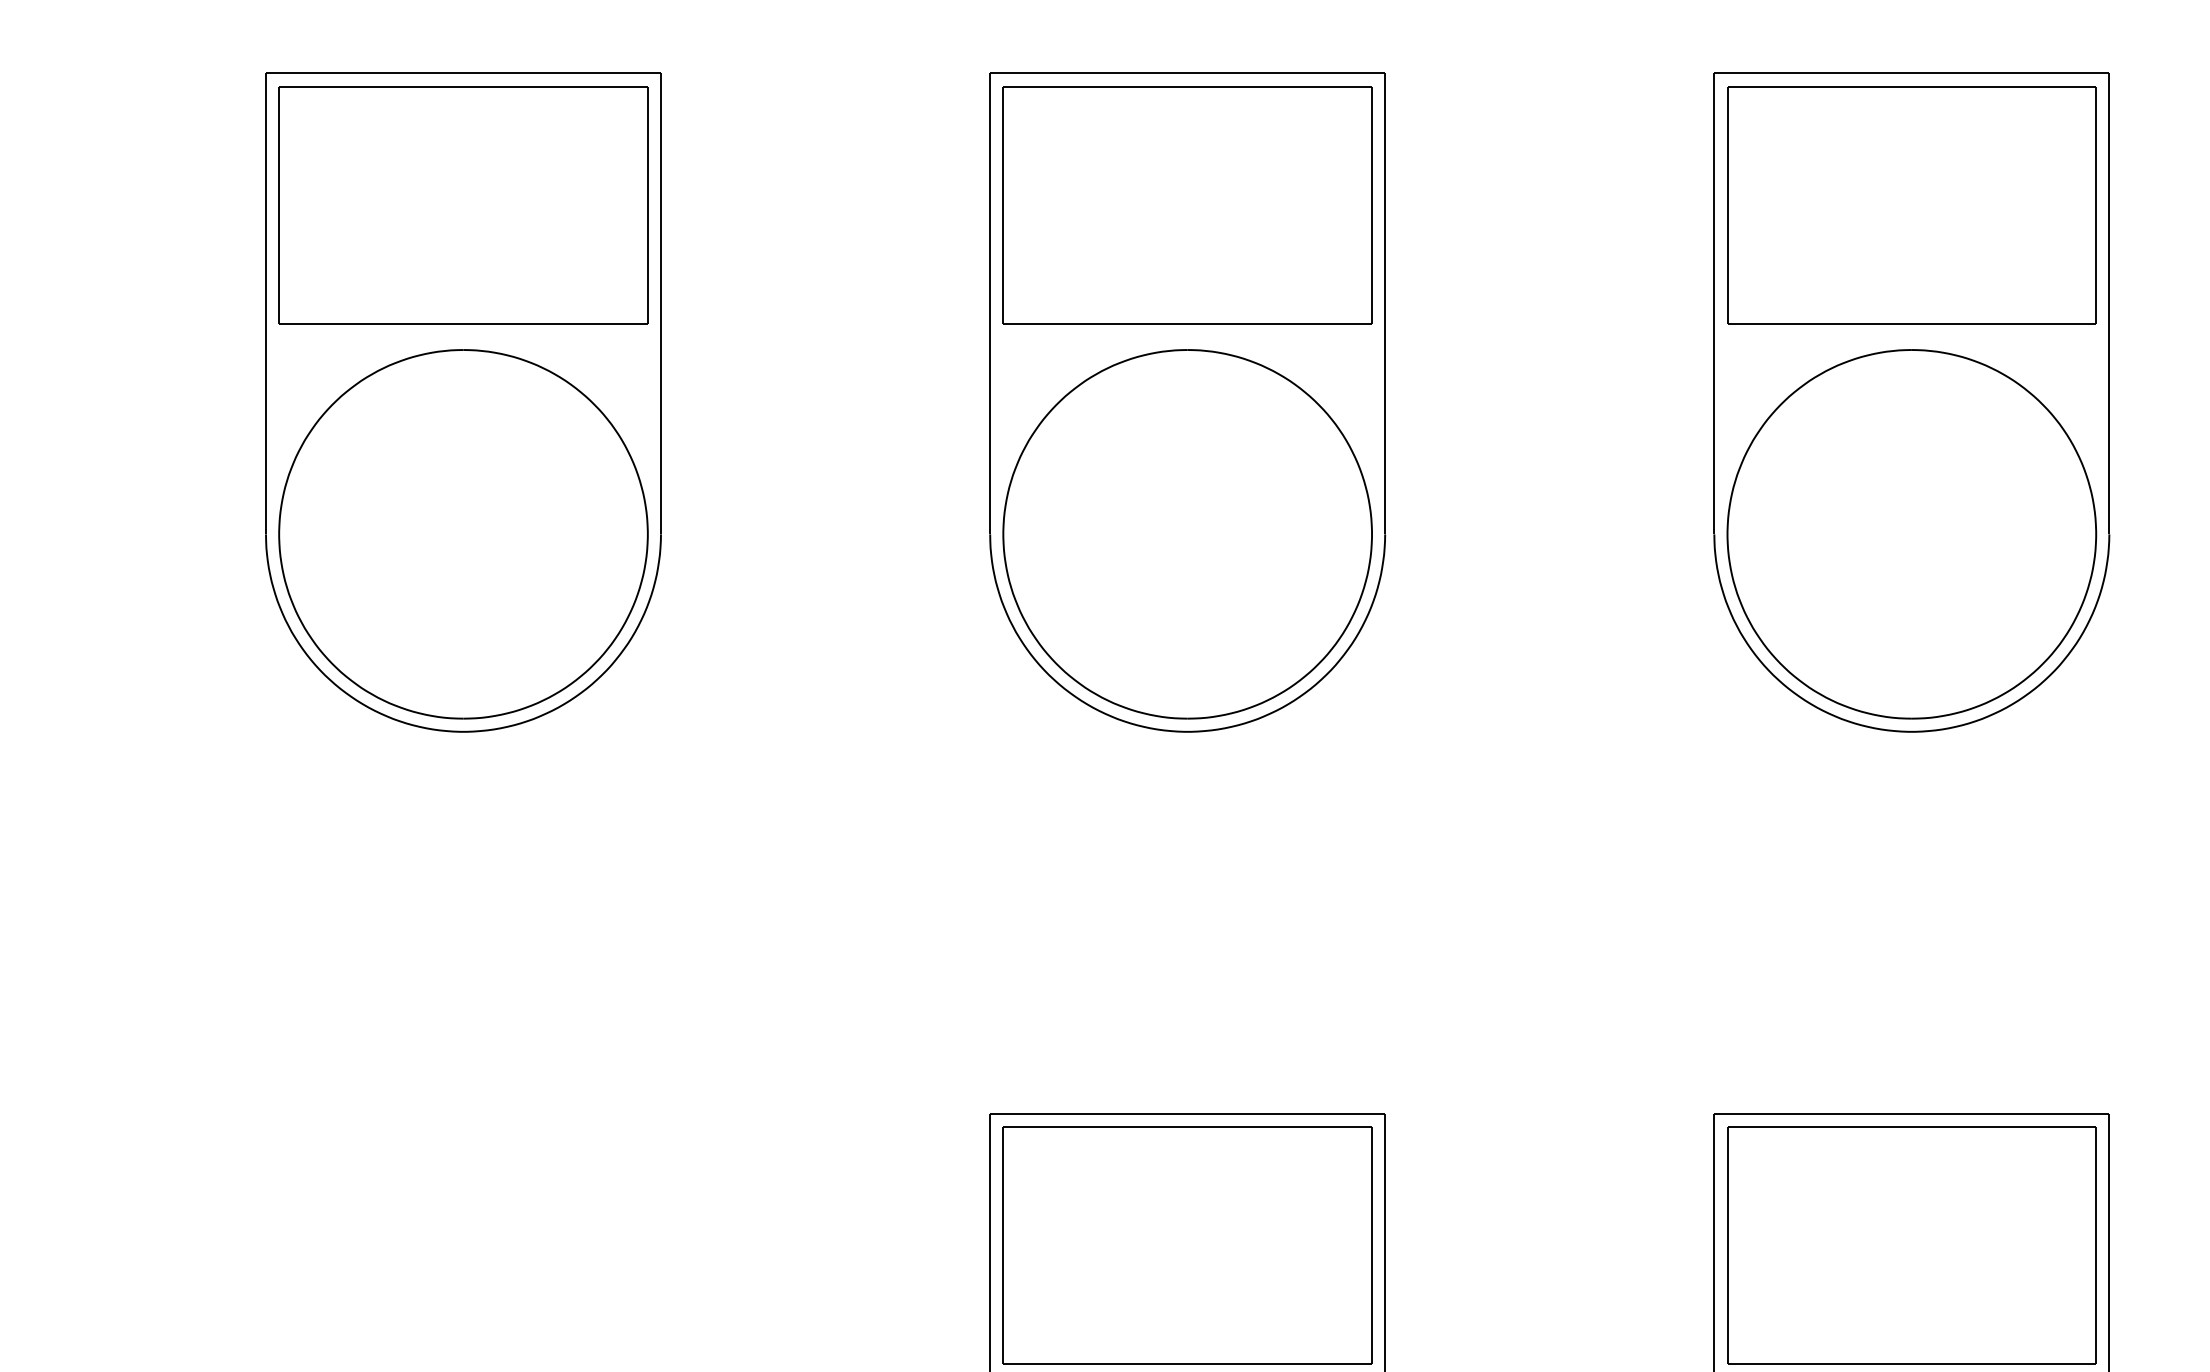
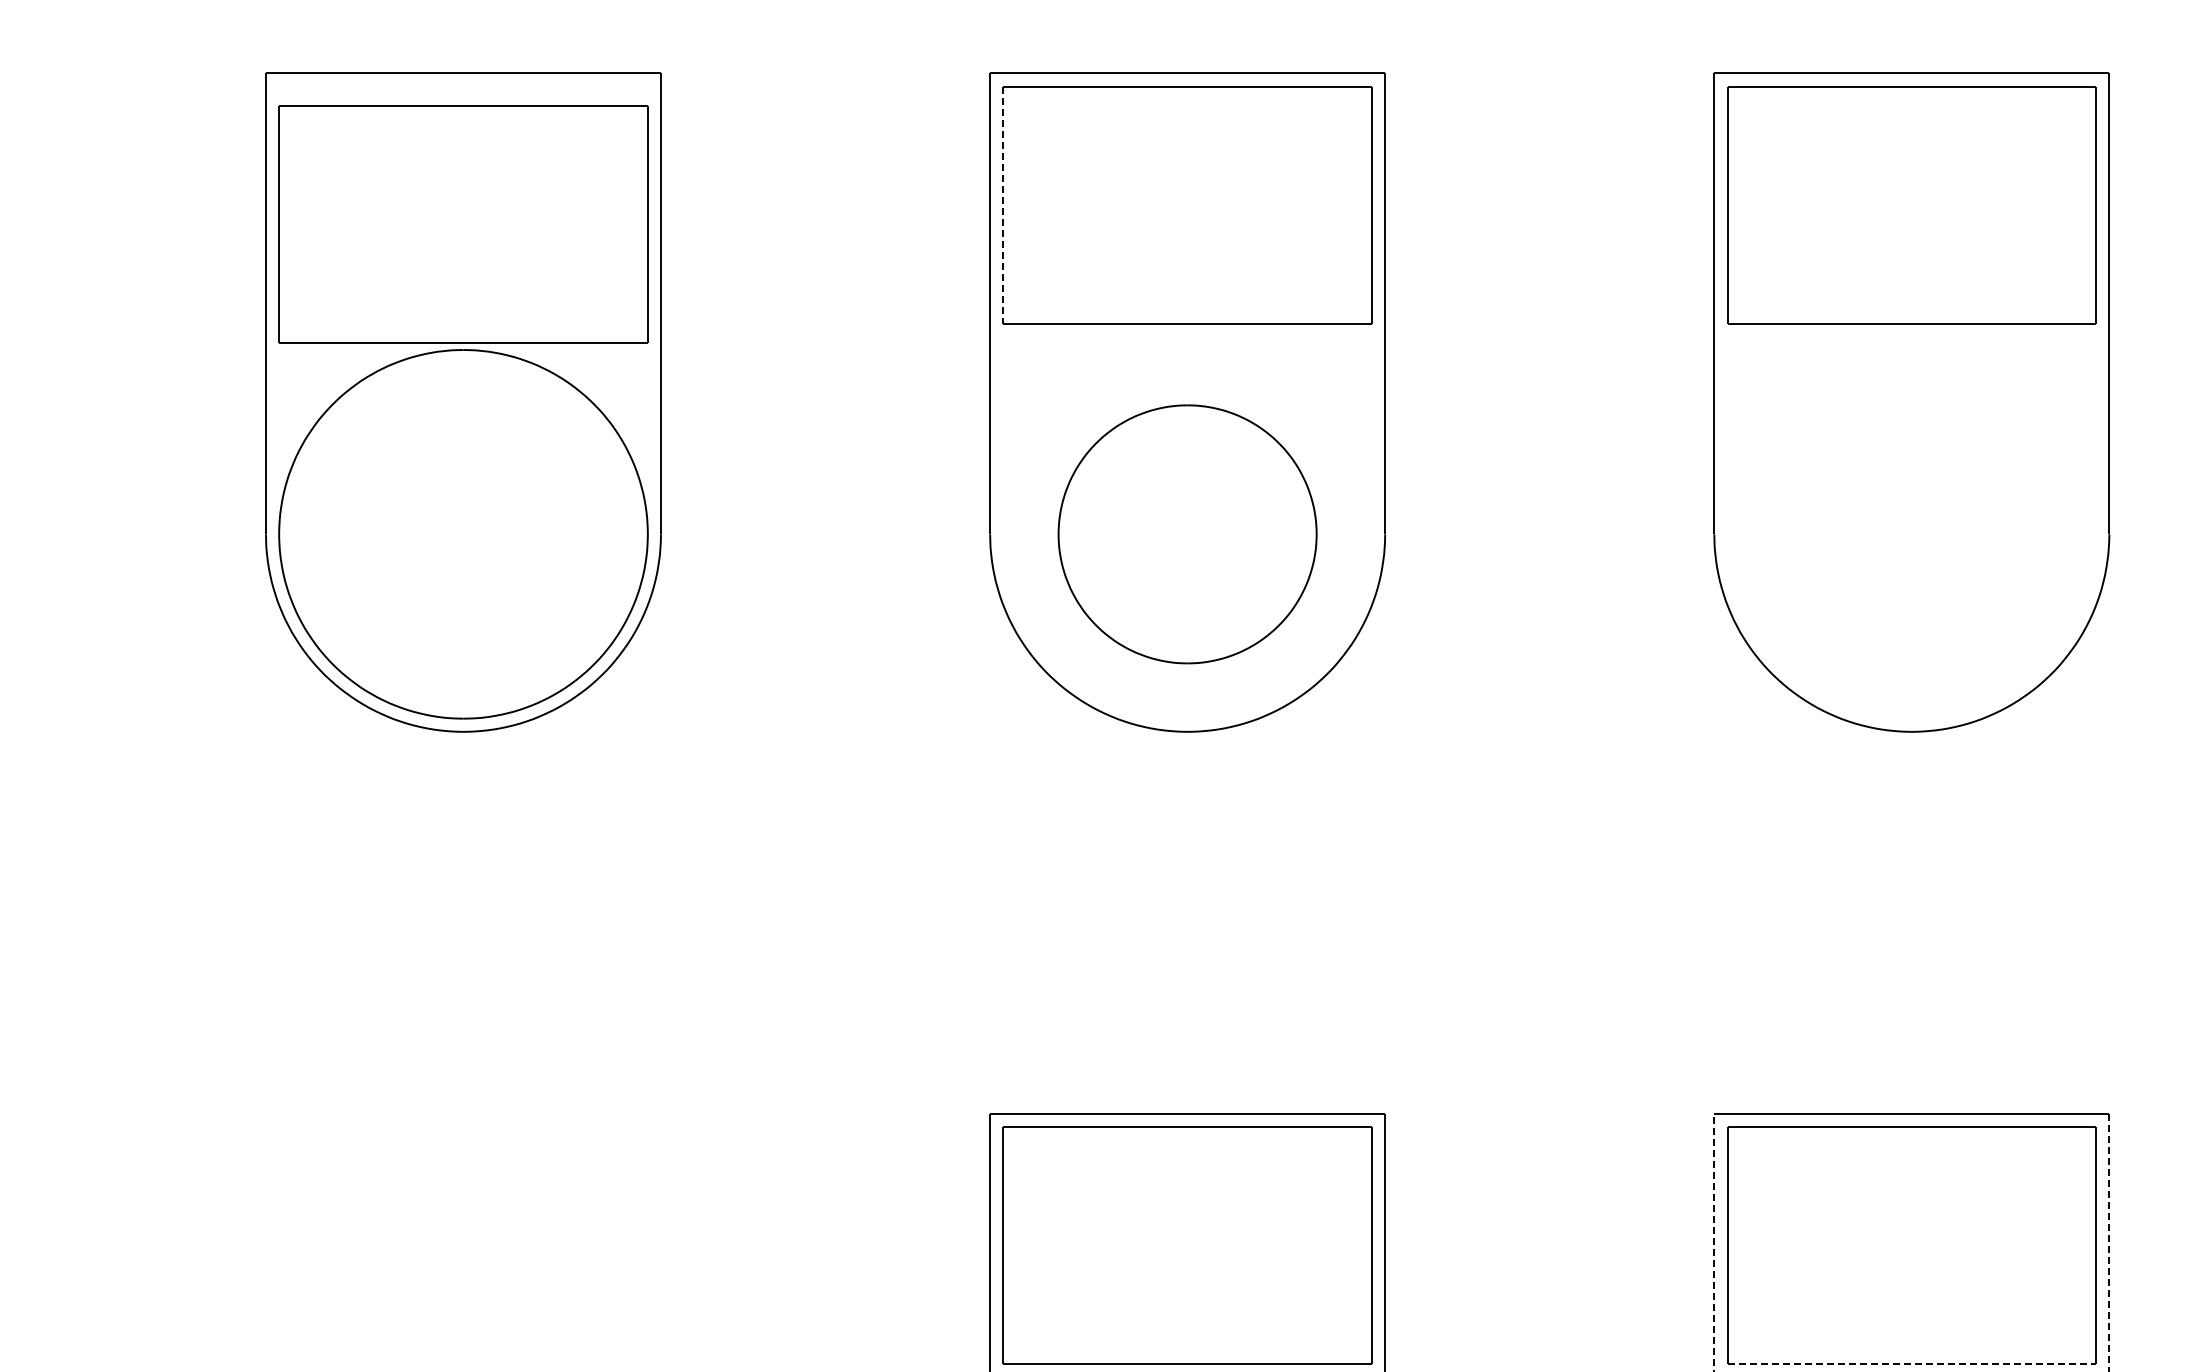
part position: (463, 205) -> (463, 224) (463, 224)
line: solid -> dashed (1003, 205)
part size: 371x371 px -> 261x261 px (1187, 534)
part: present -> none (1911, 534)
line: solid -> dashed (1714, 1242)
line: solid -> dashed (2109, 1242)
line: solid -> dashed (1912, 1363)
